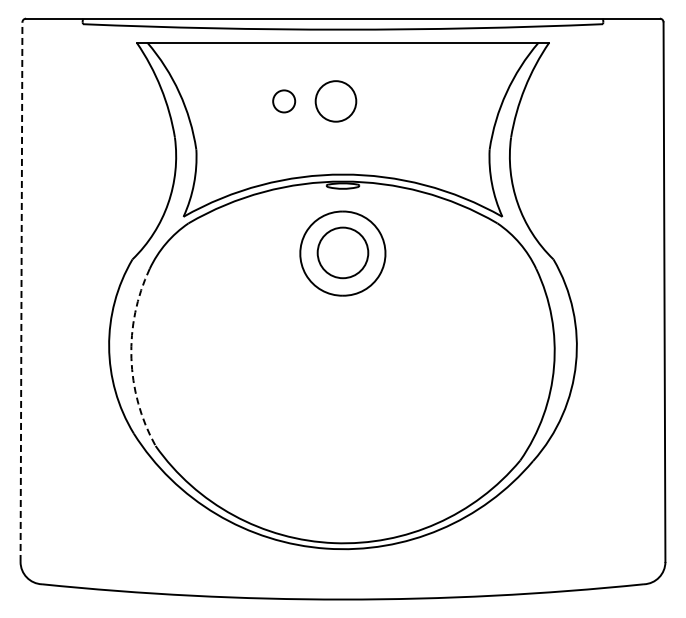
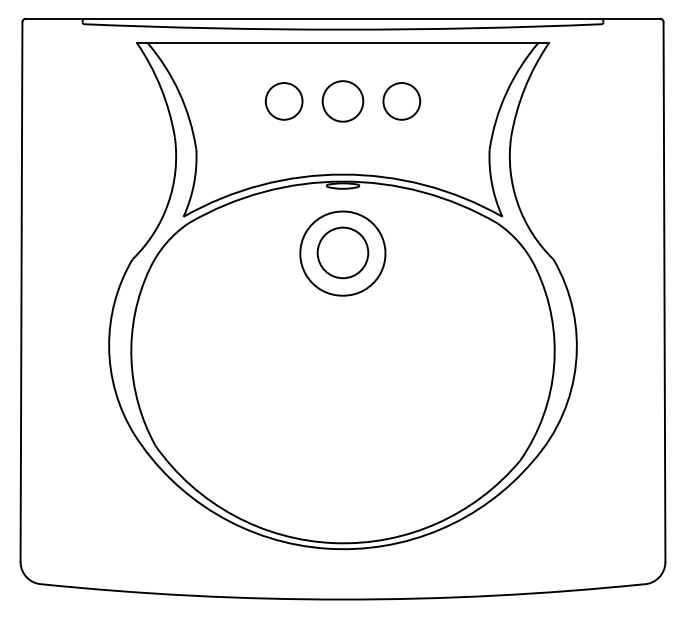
circle diameter: 22 px -> 37 px (283, 101)
circle position: (335, 101) -> (342, 101) (342, 101)
circle: none -> present (401, 101)
line: dashed -> solid (21, 292)
arc: dashed -> solid (131, 358)
